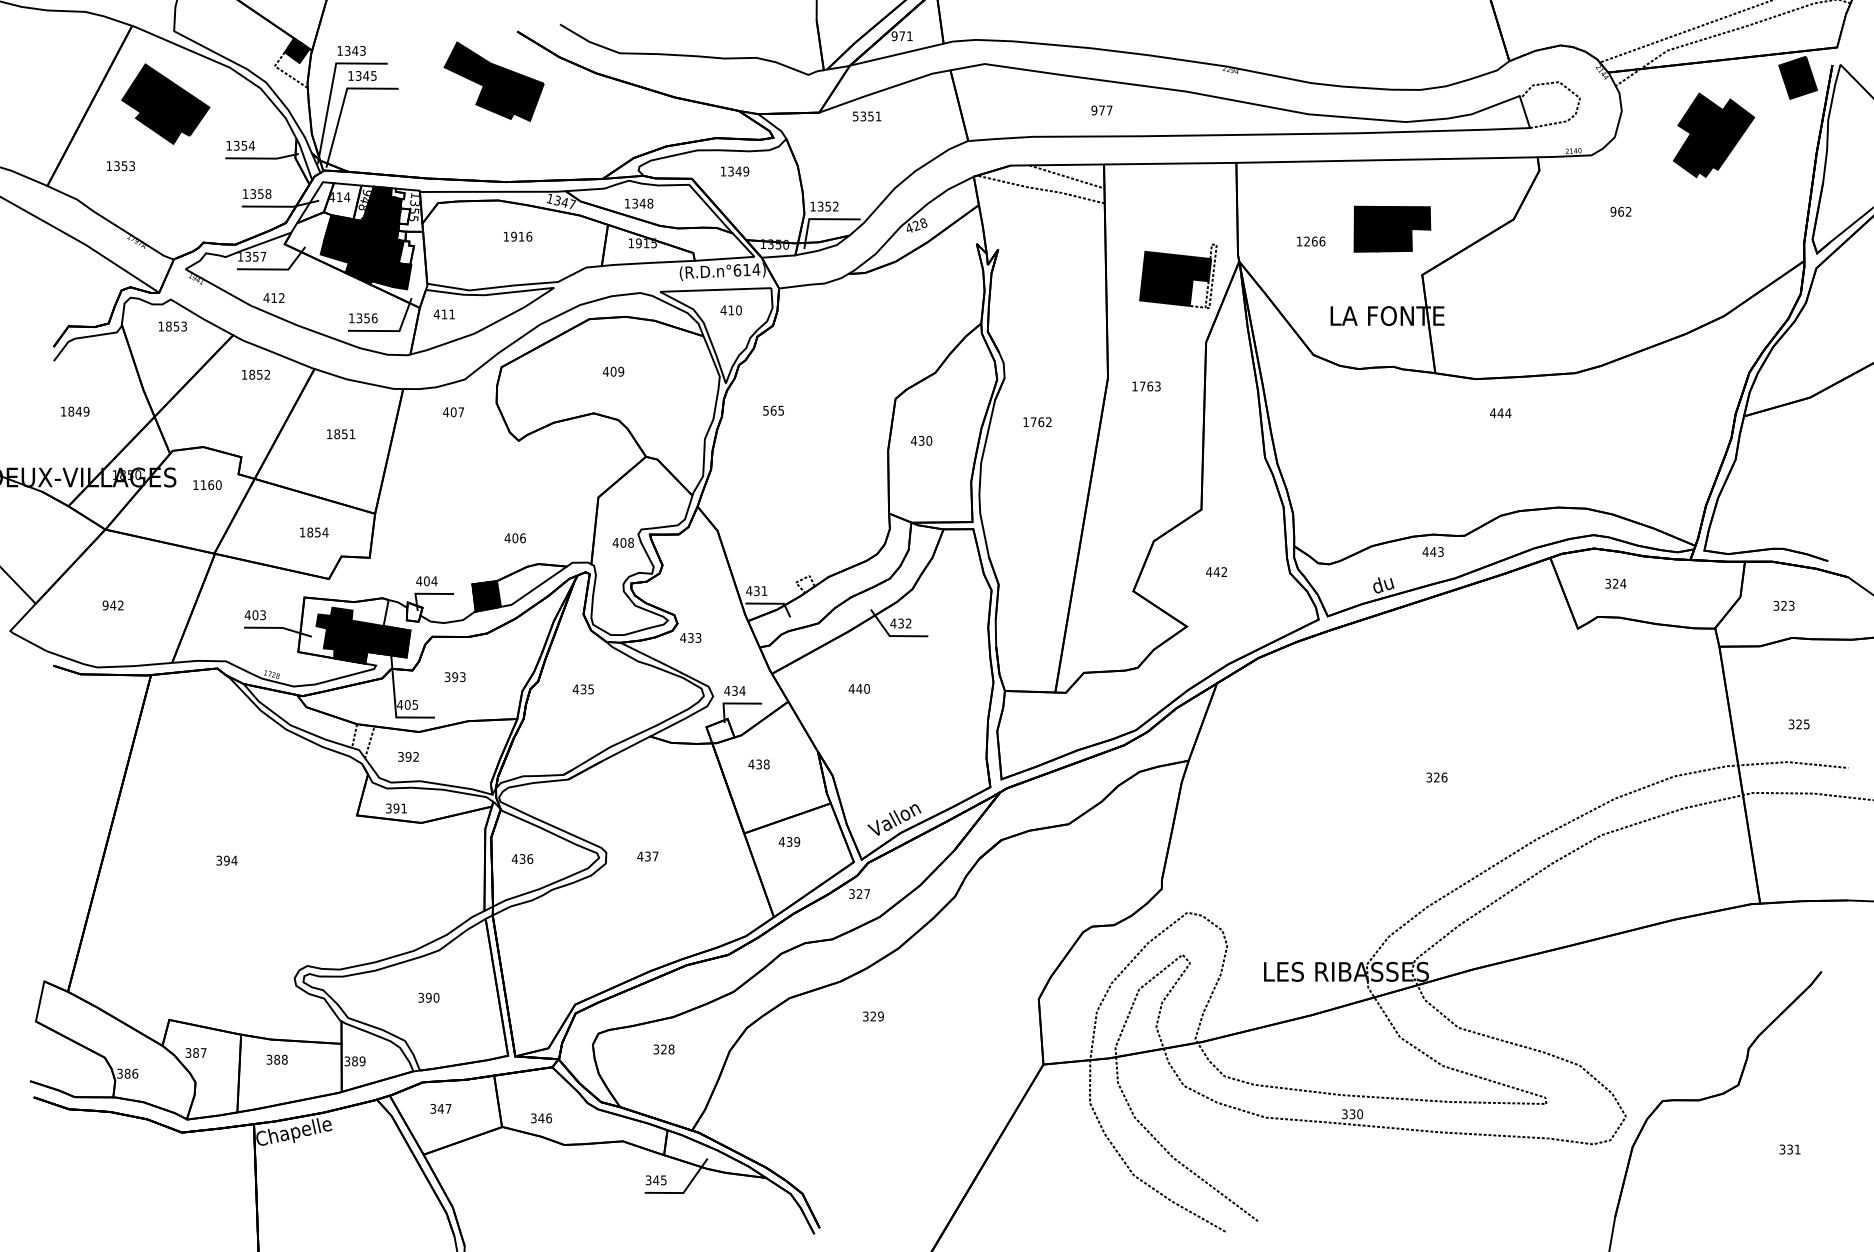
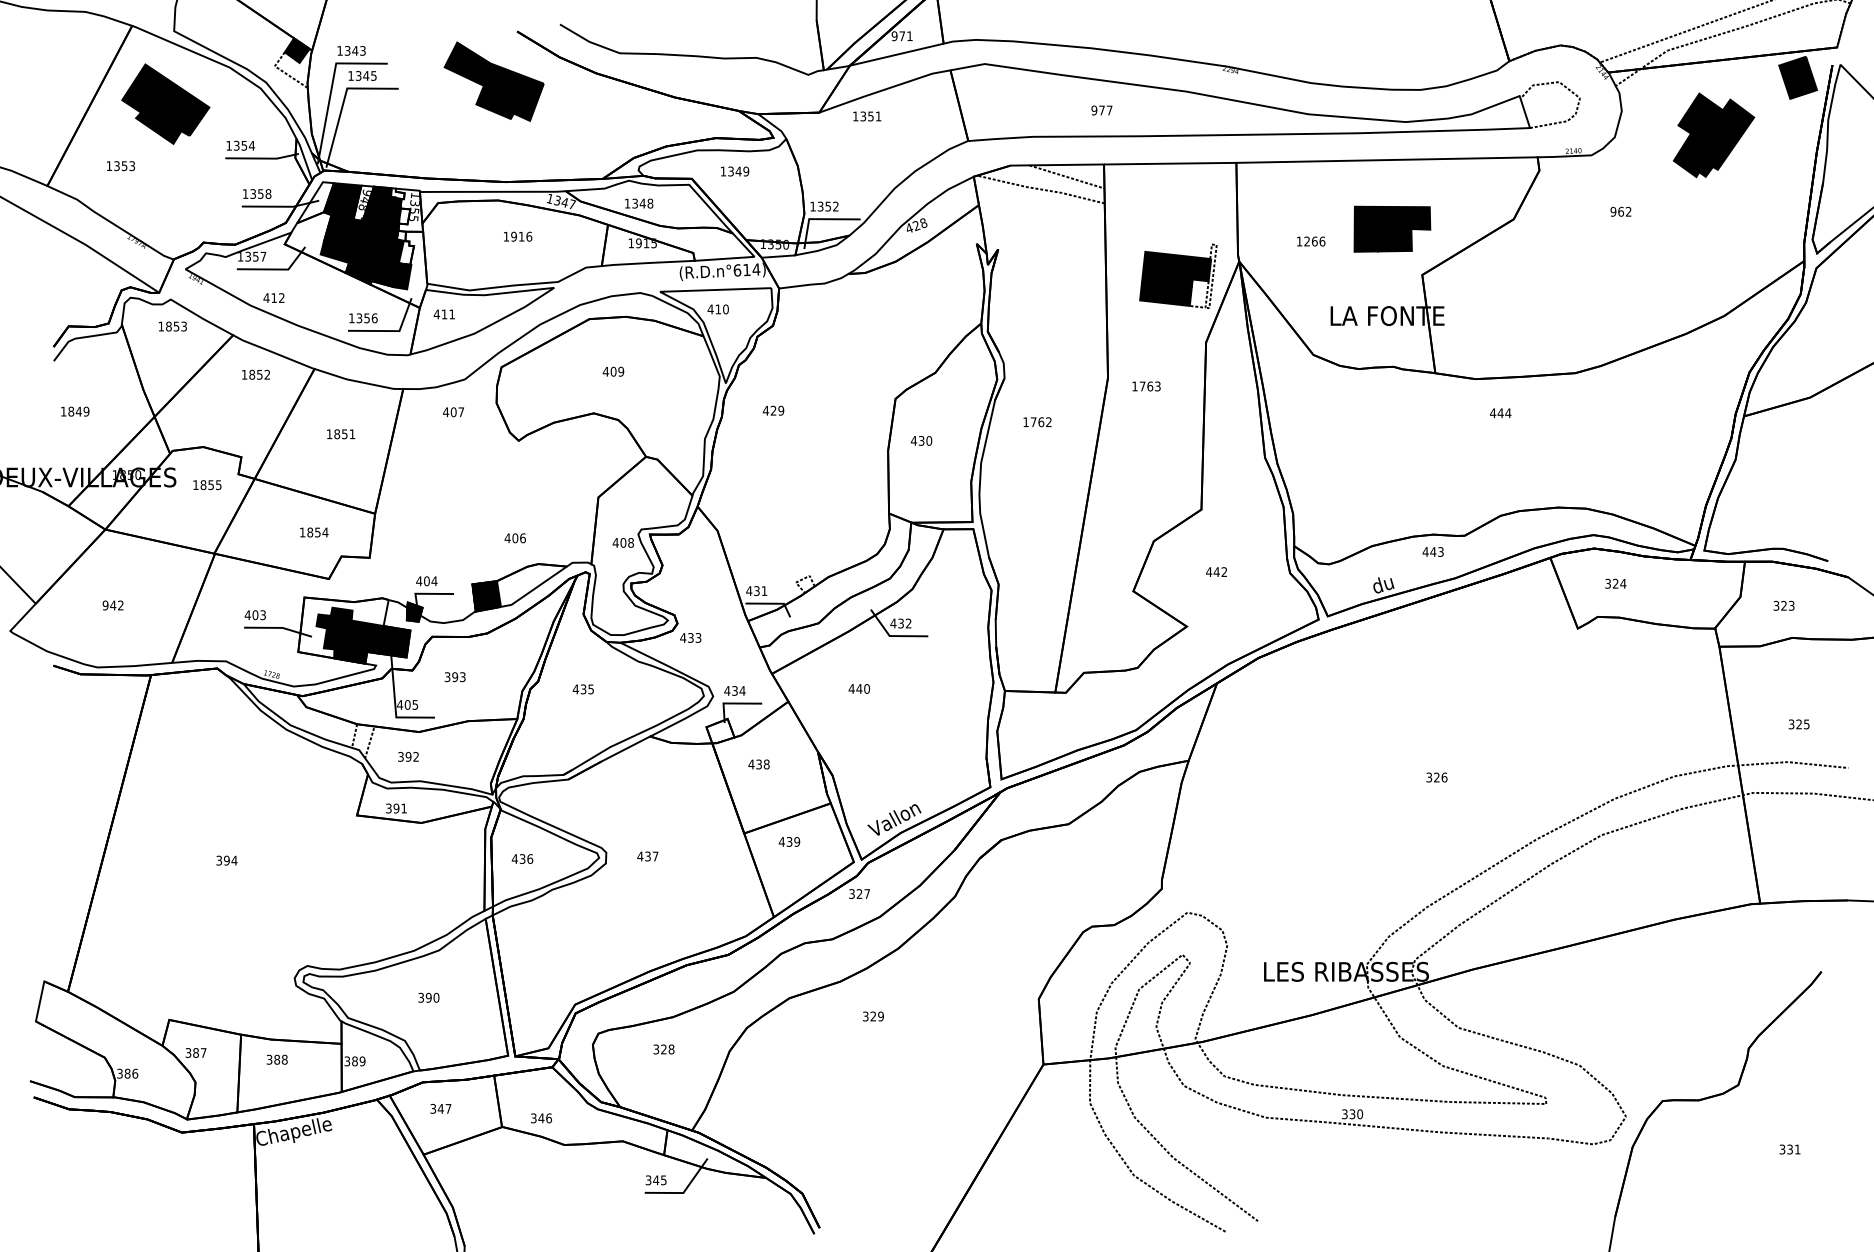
text: 5351 -> 1351 (855, 116)
fill: none -> present (342, 201)
text position: (730, 310) -> (717, 309) (717, 309)
text: 565 -> 429 (773, 410)
text: 1160 -> 1855 (210, 485)
fill: none -> present (414, 611)
